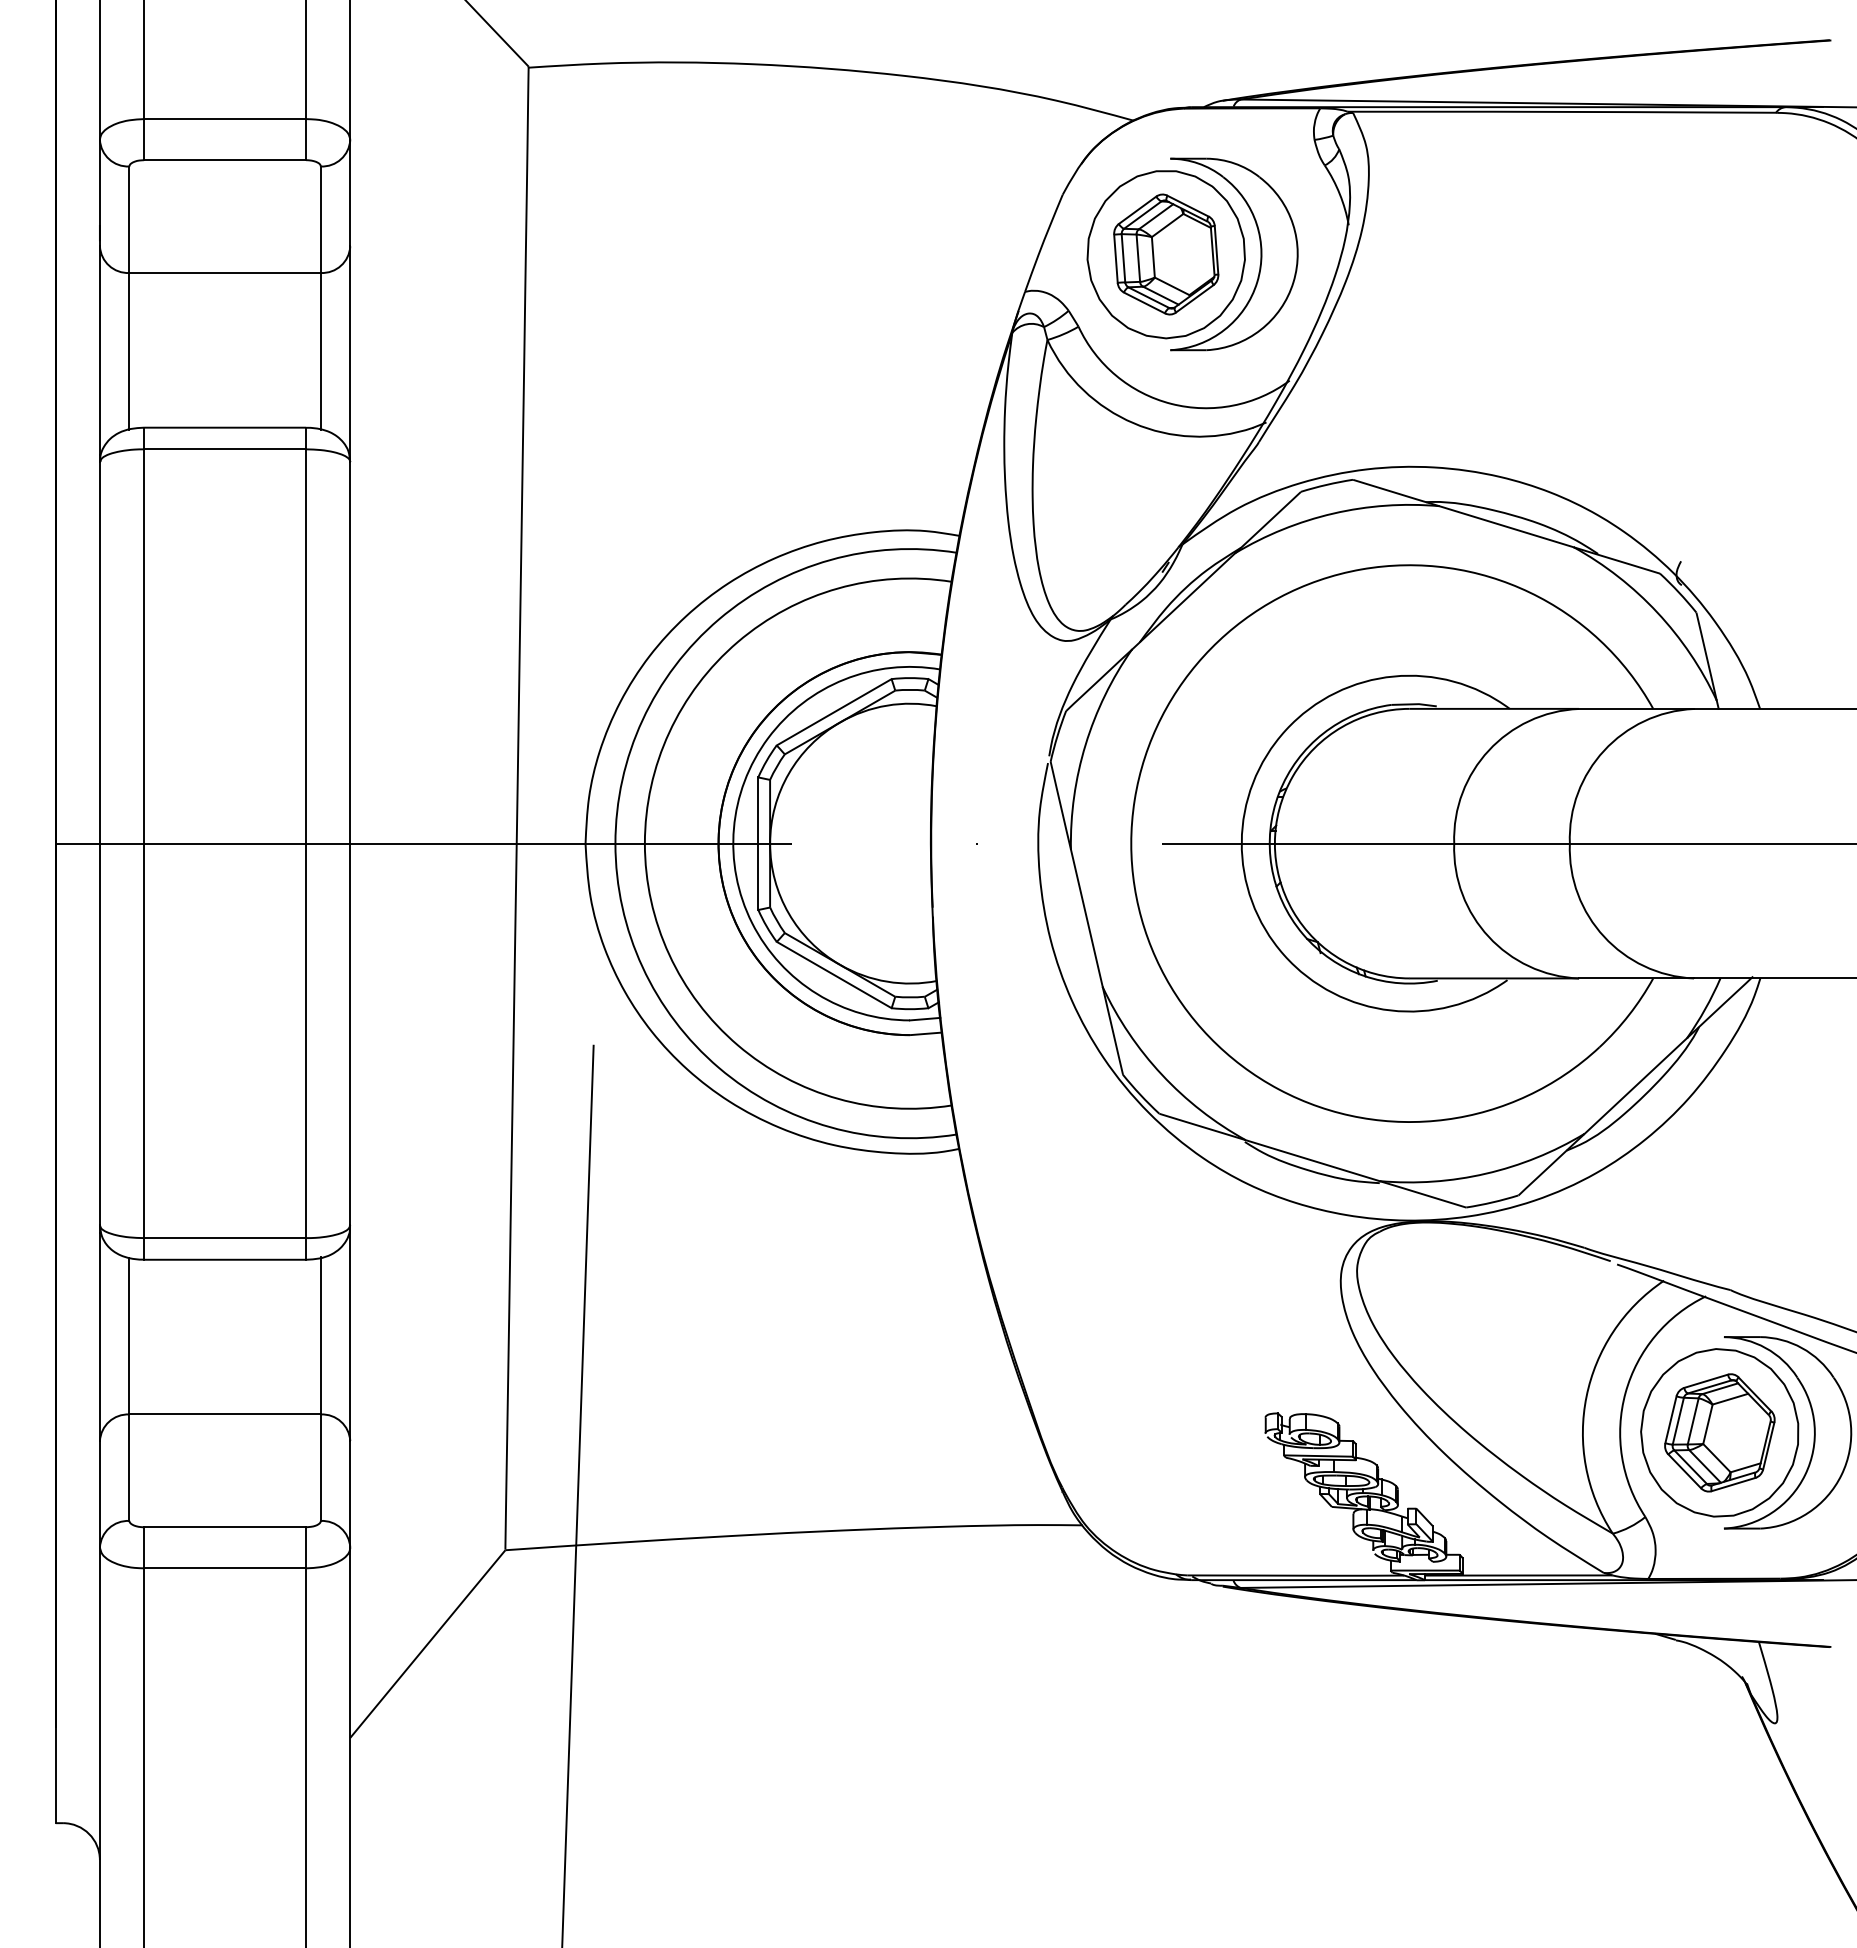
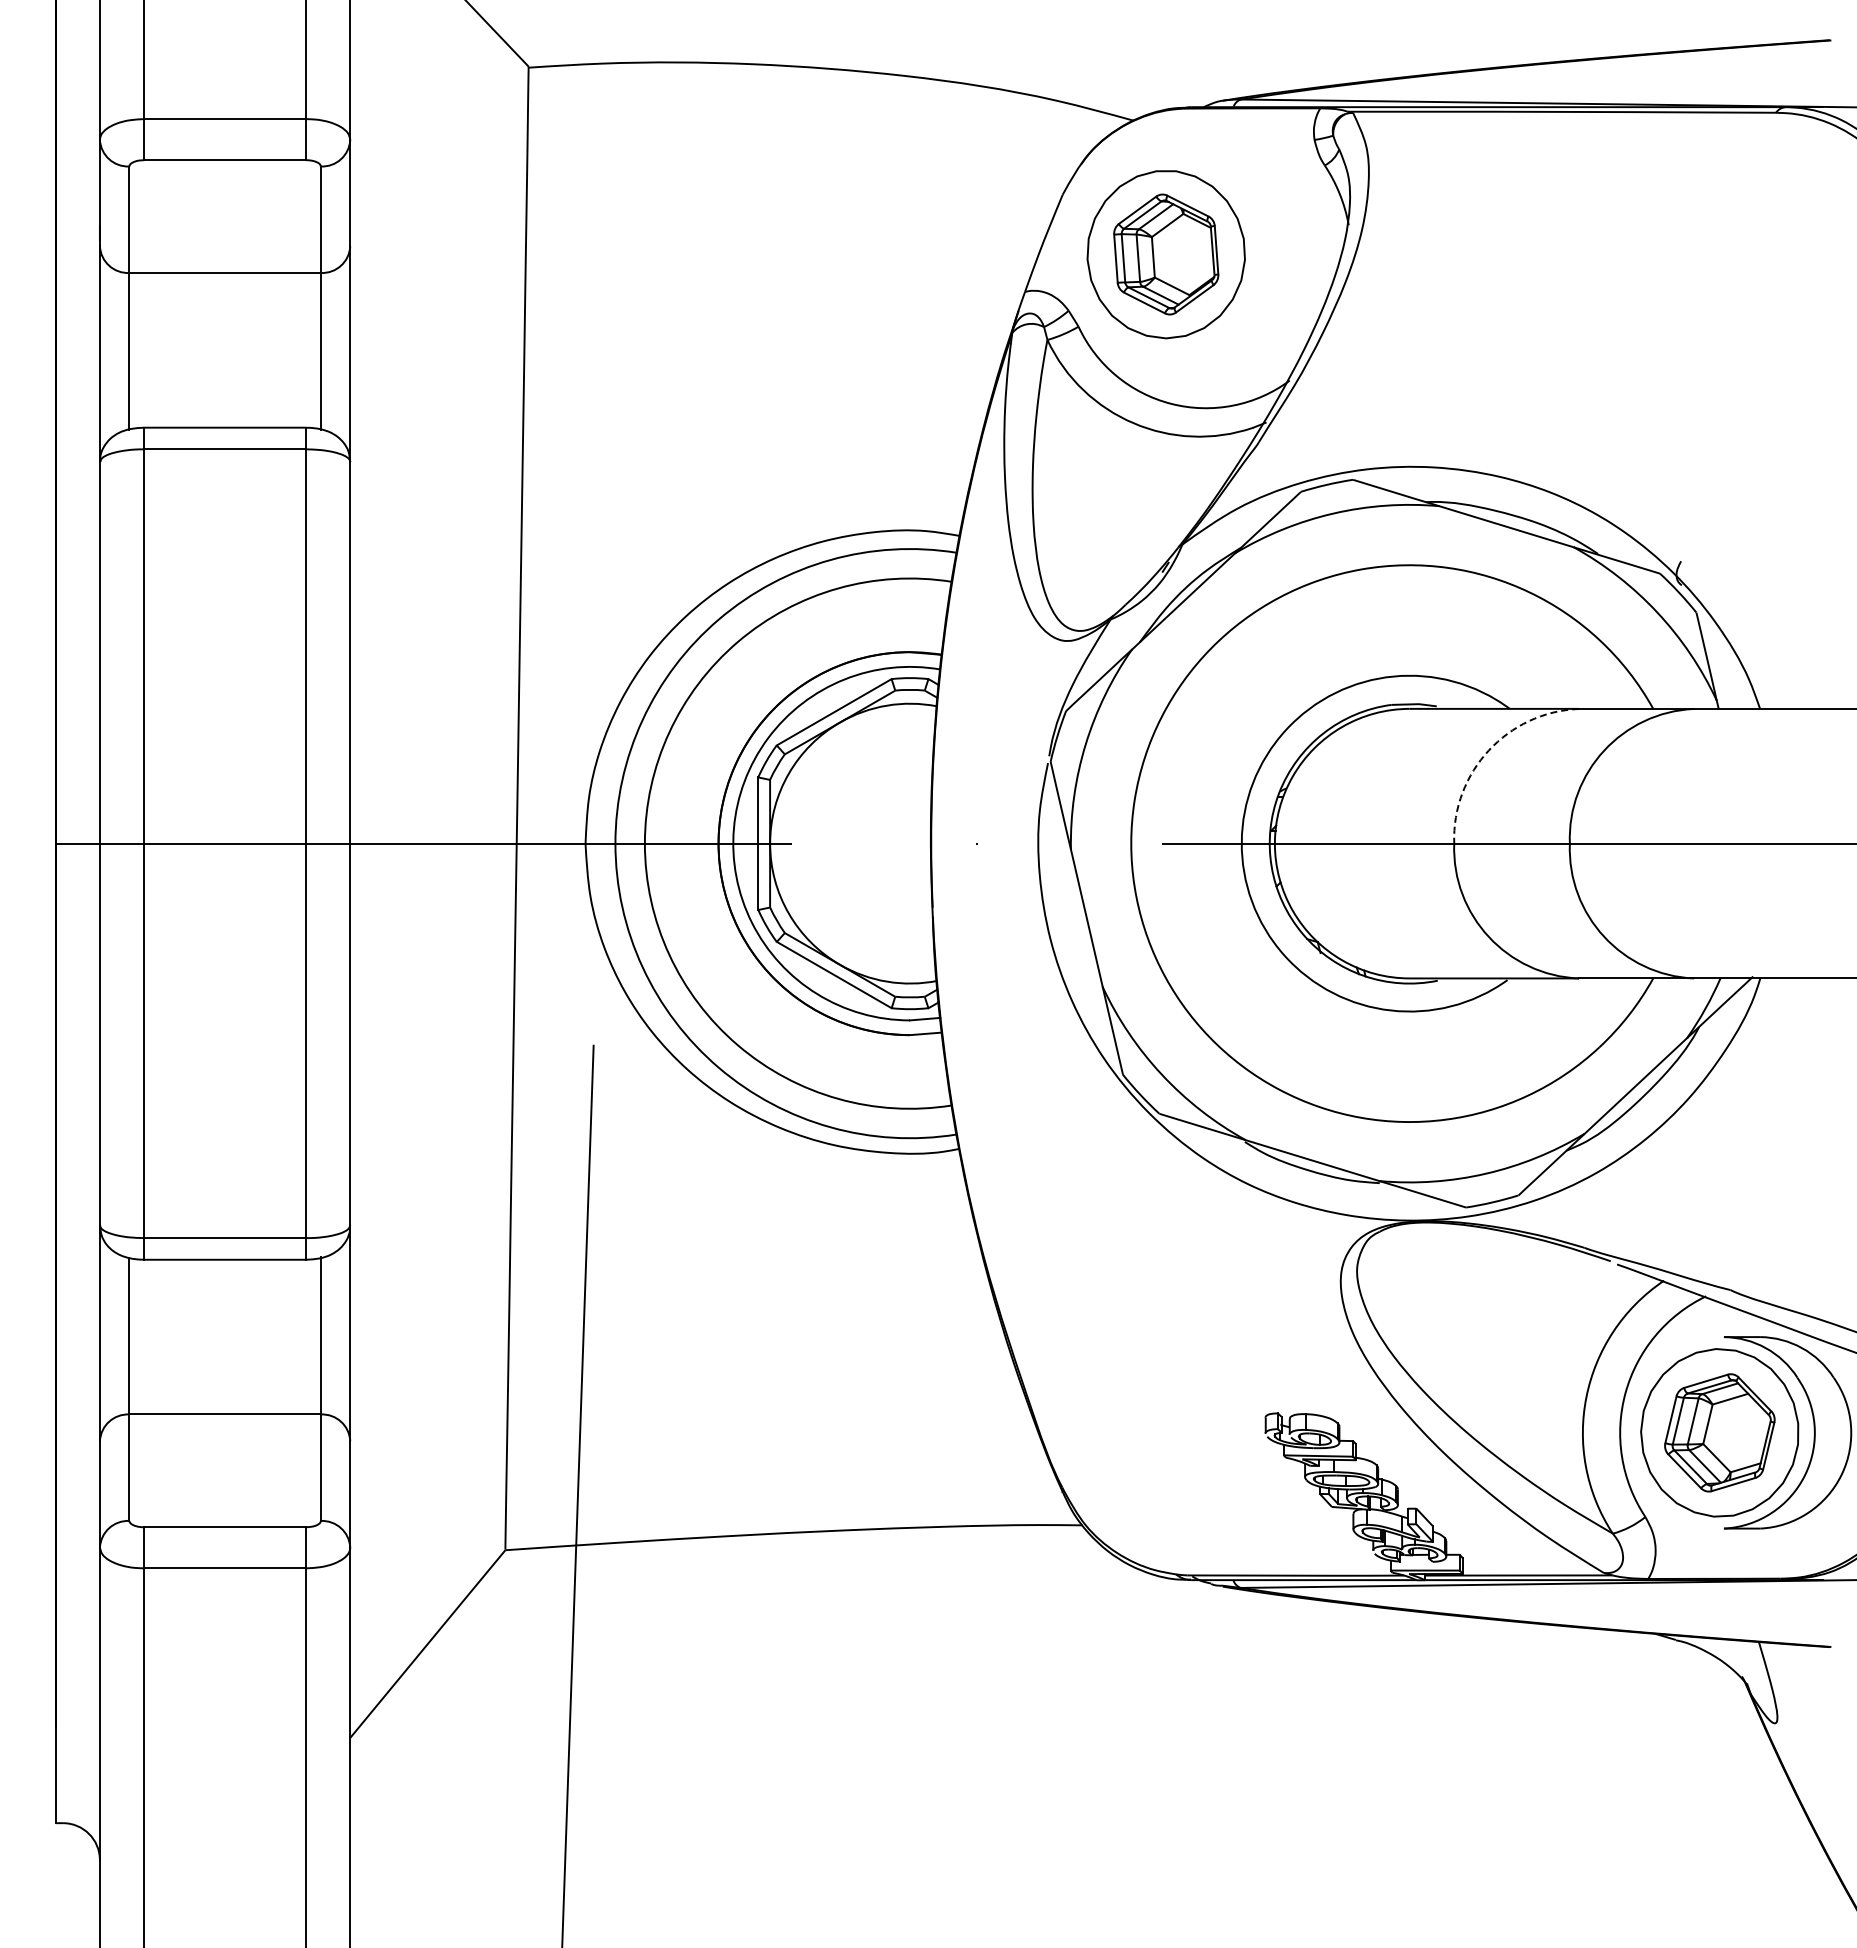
part: present -> none (1260, 254)
arc: solid -> dashed (1488, 750)
